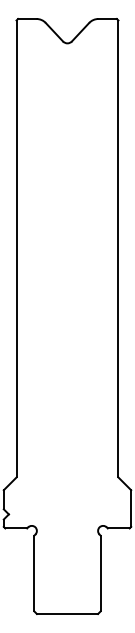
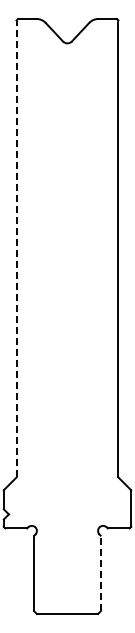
line: solid -> dashed (16, 248)
line: solid -> dashed (100, 573)
